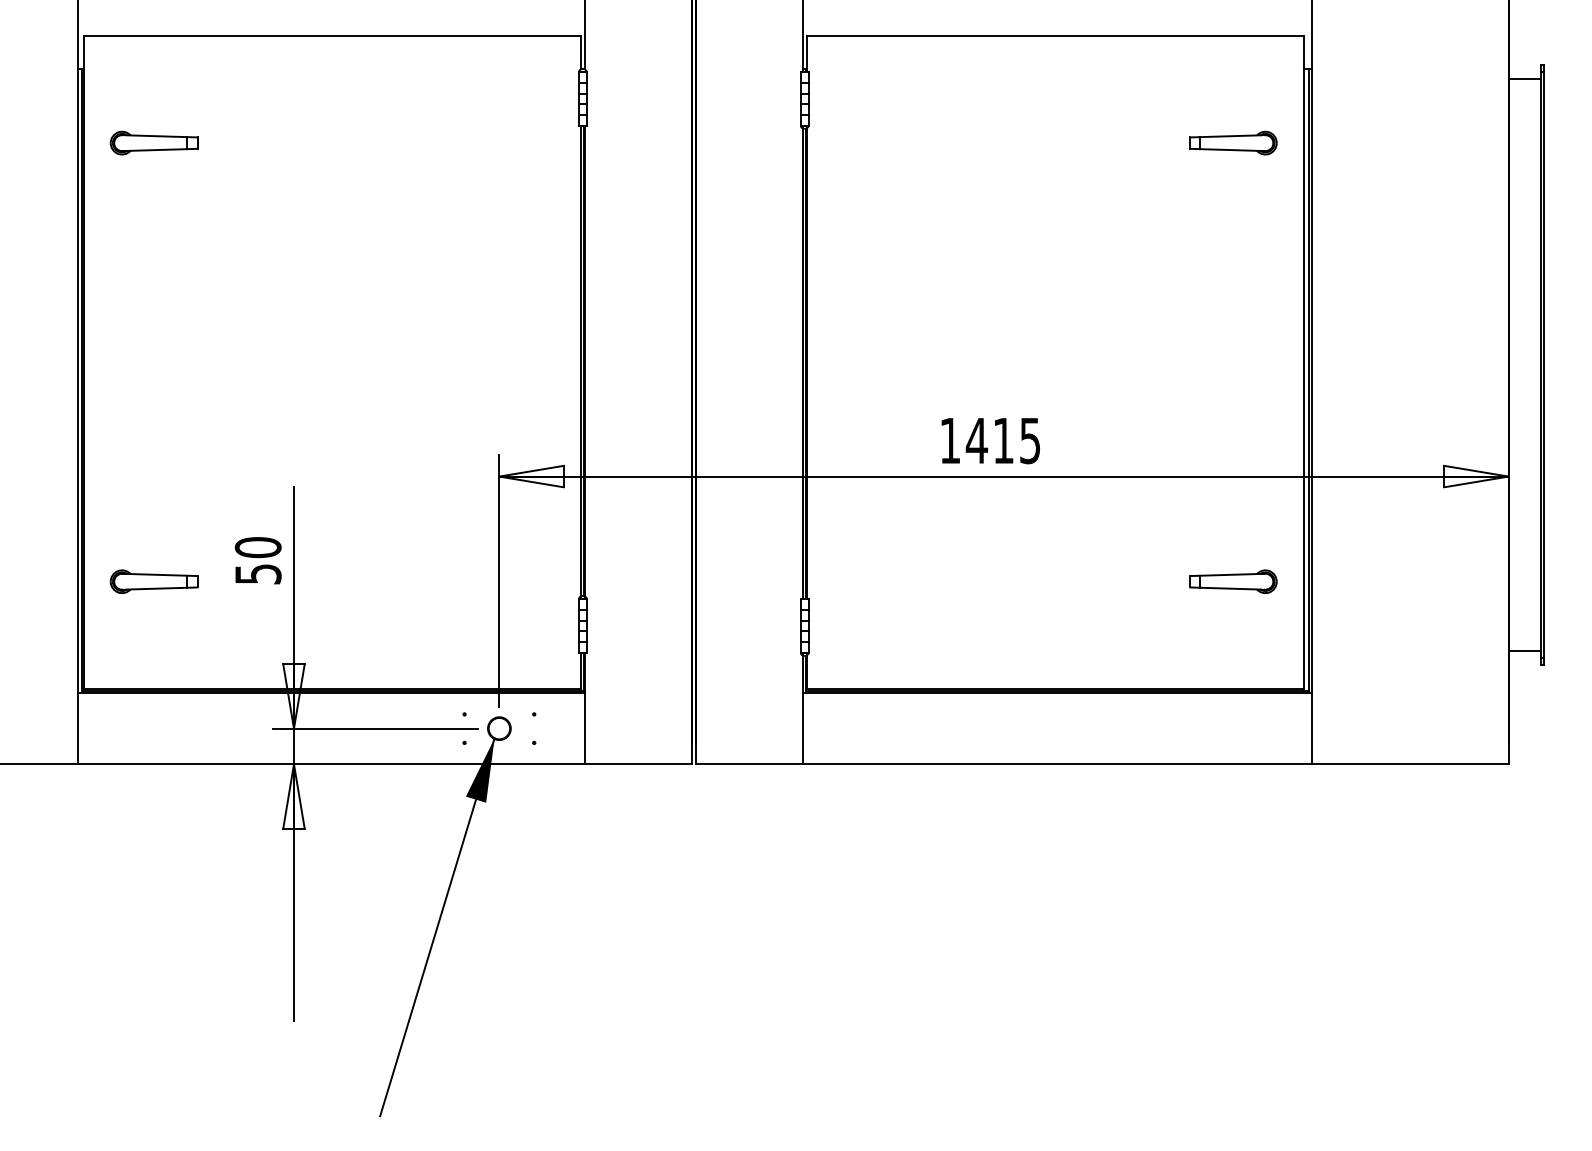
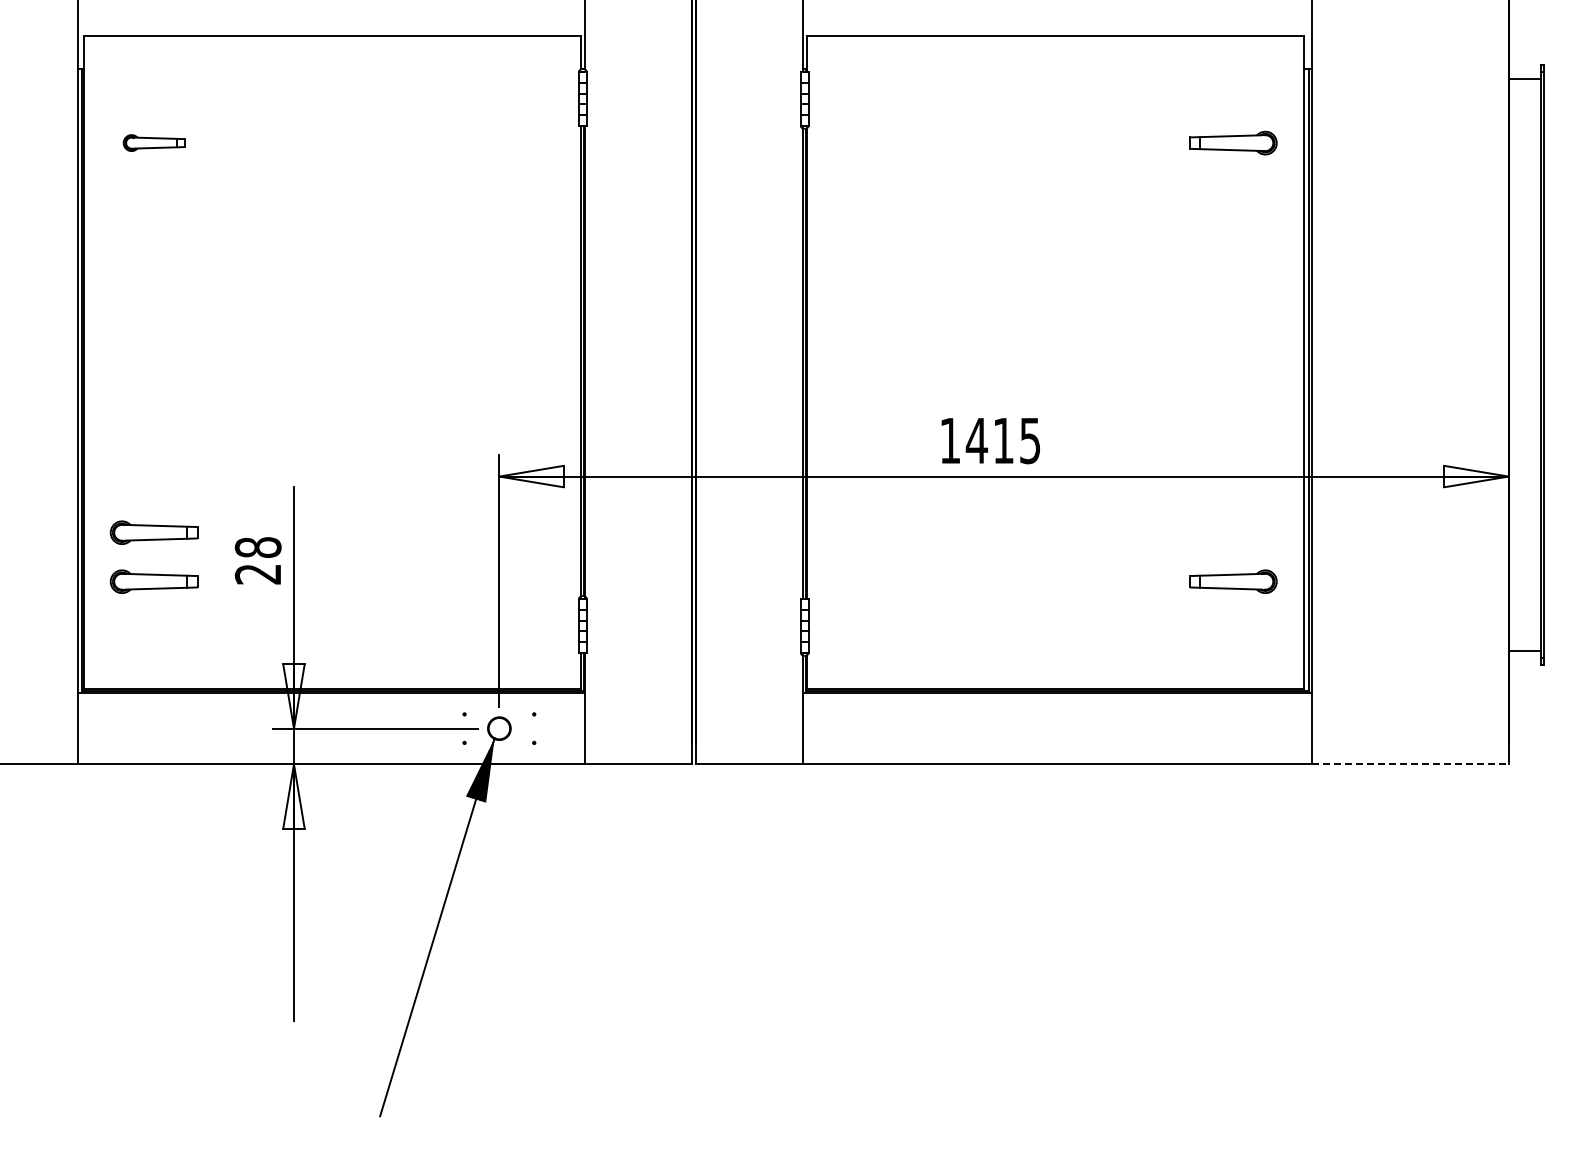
part size: 90x26 px -> 64x18 px (153, 142)
part: none -> present (153, 532)
text: 50 -> 28 (257, 560)
line: solid -> dashed (1411, 764)
